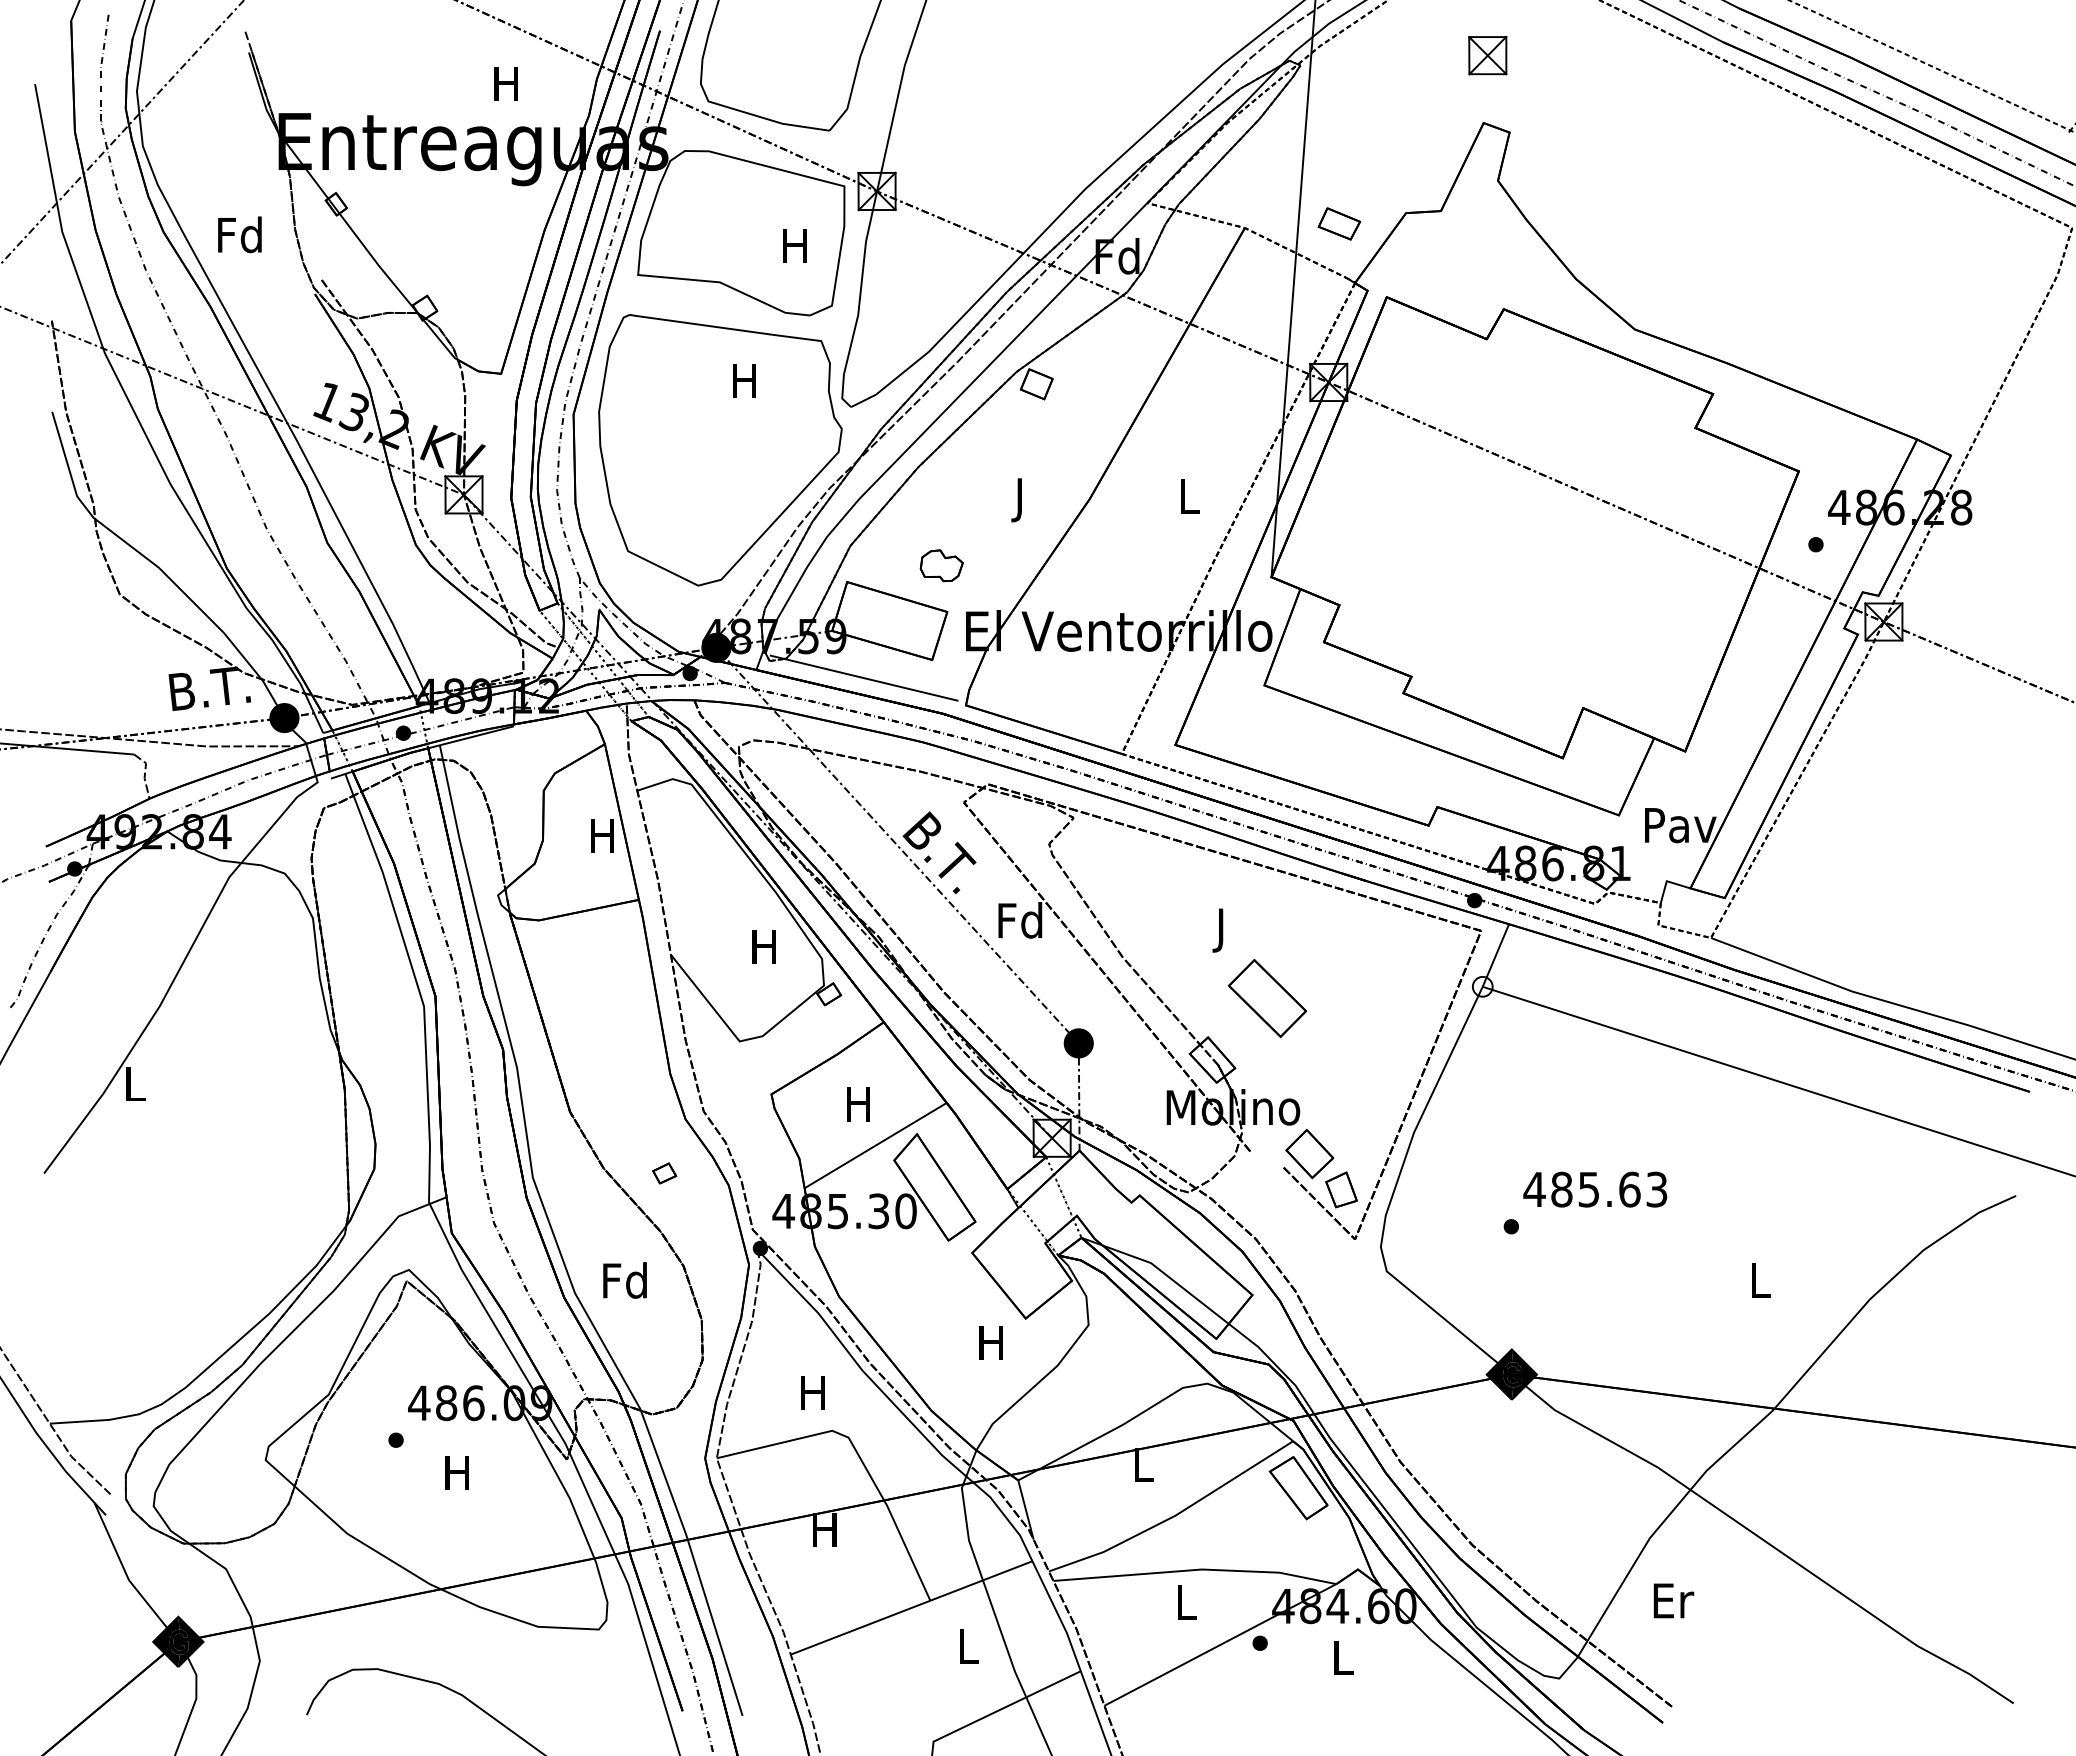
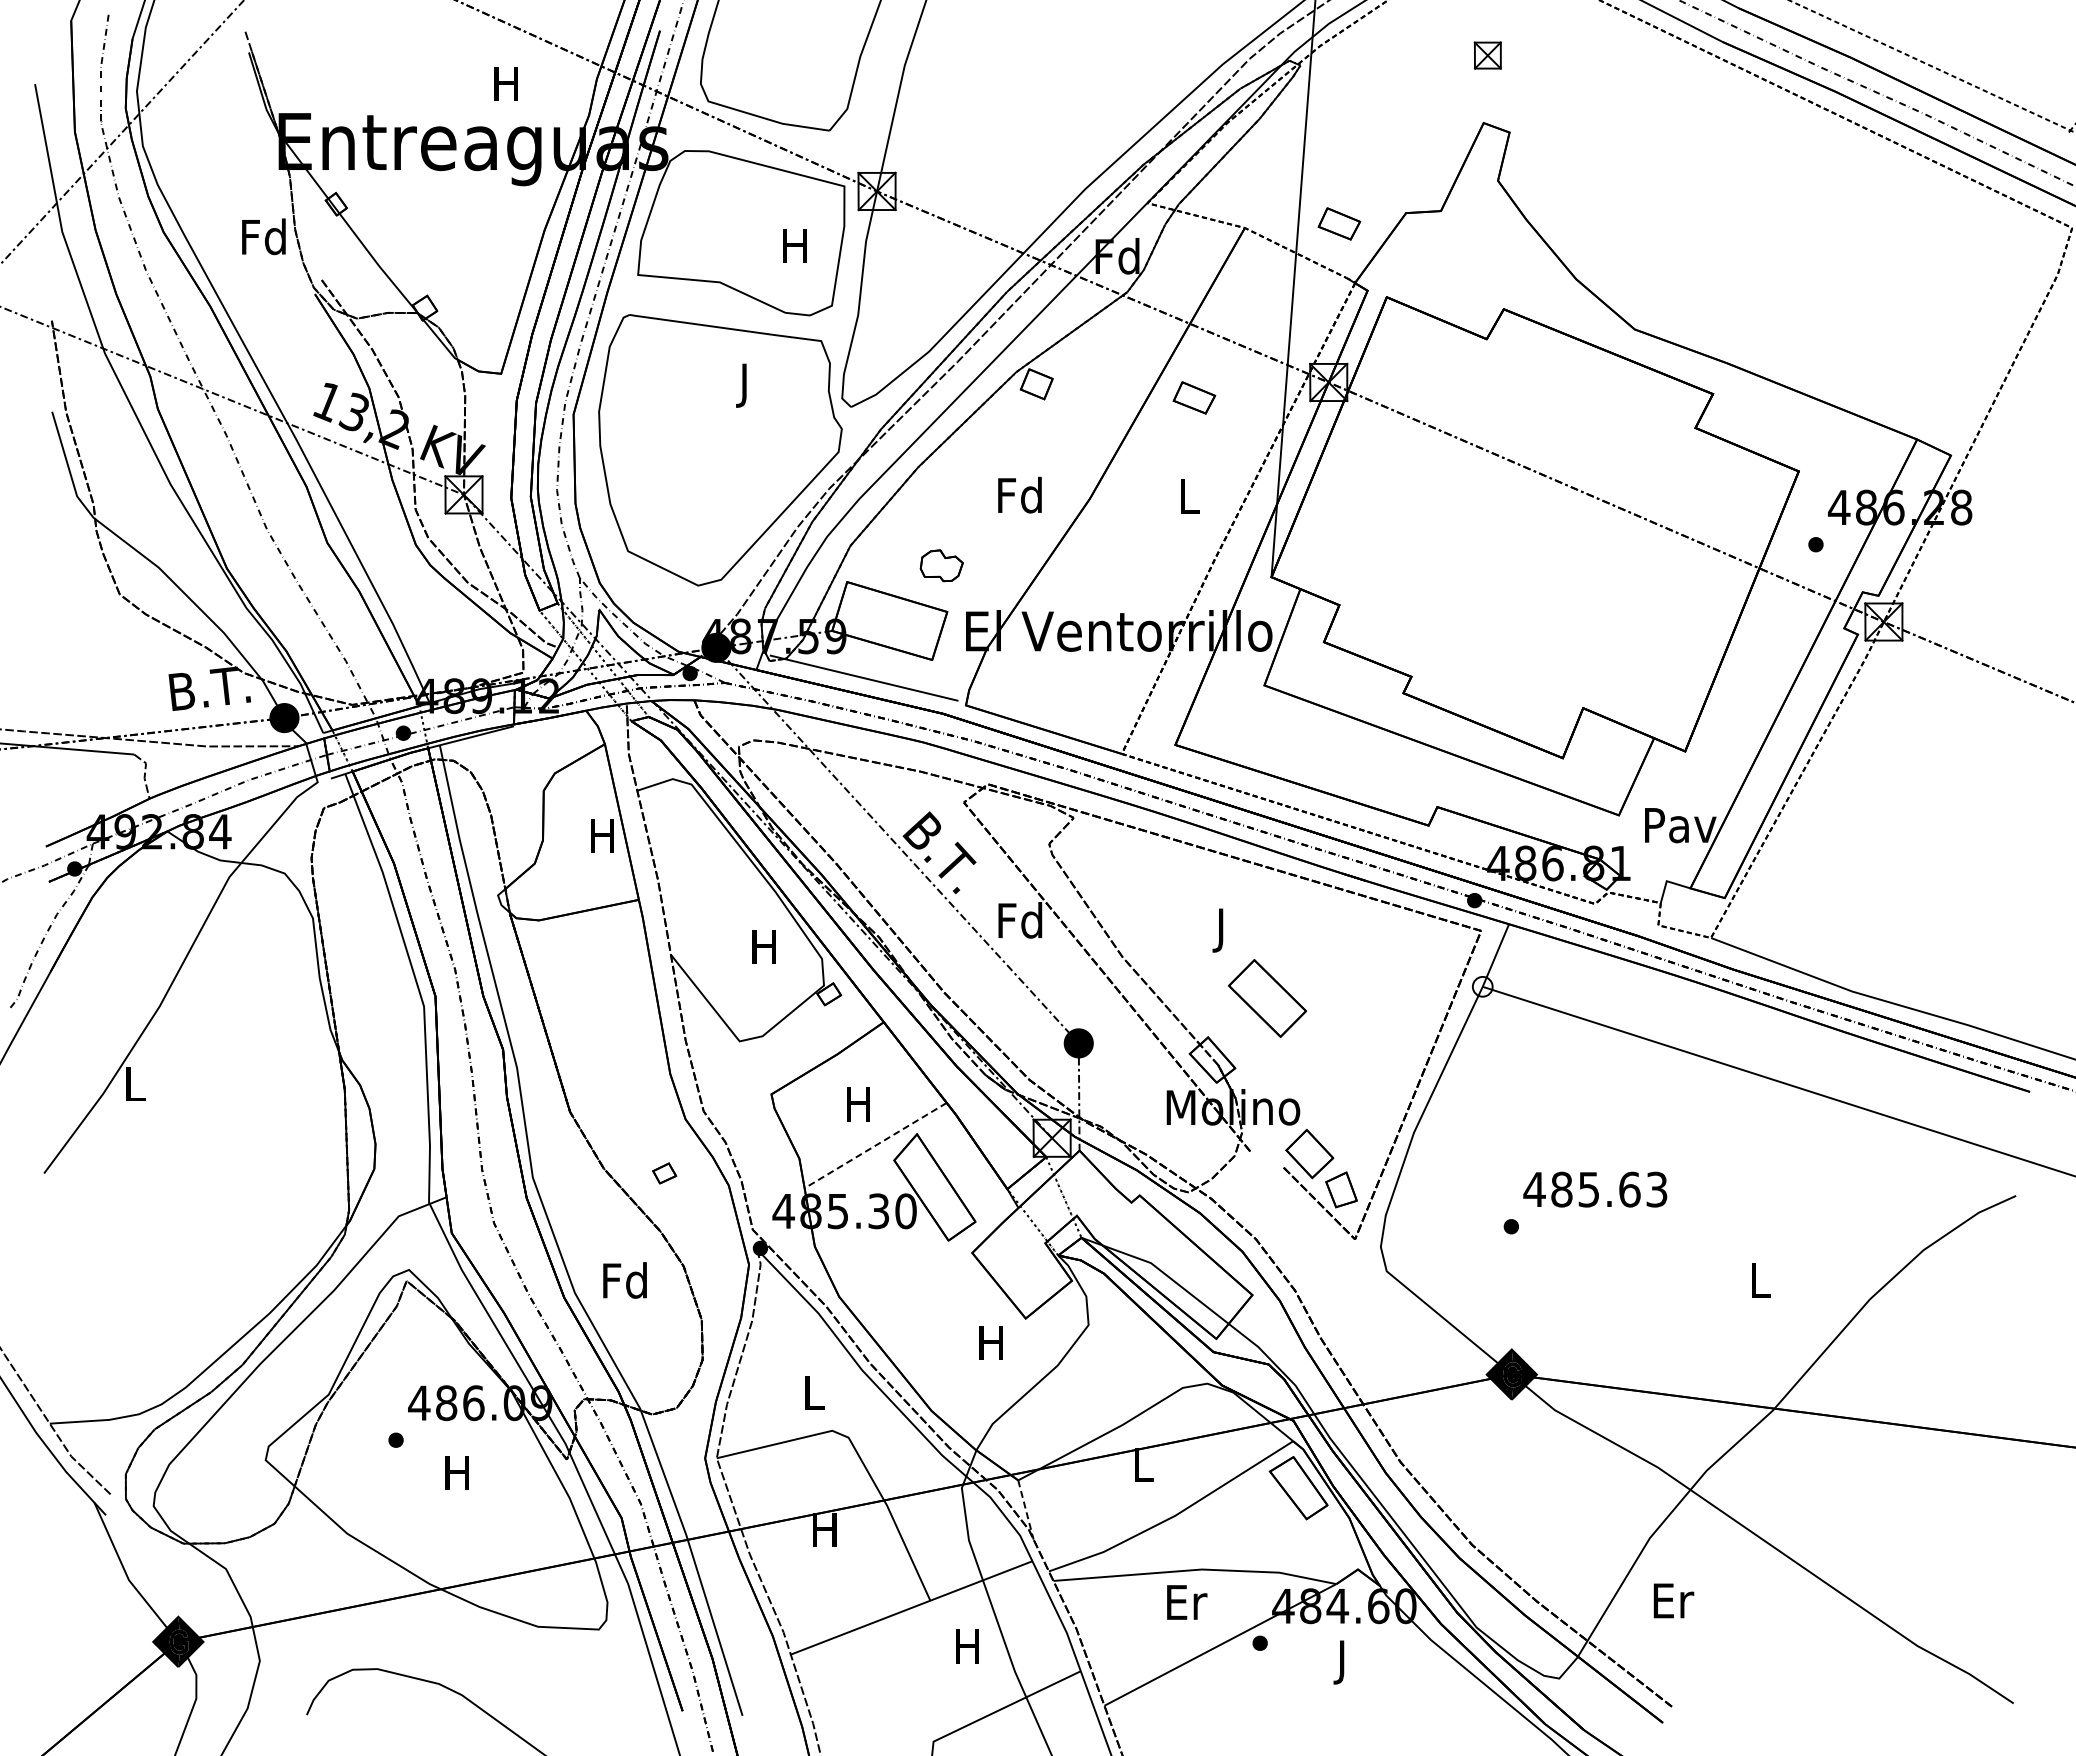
part size: 40x41 px -> 29x29 px (1487, 55)
text position: (239, 234) -> (263, 236) (263, 236)
text: H -> J (744, 385)
part: none -> present (1194, 397)
text: J -> Fd (1019, 499)
line: solid -> dashed (875, 1145)
text: H -> L (812, 1392)
line: solid -> dashed (1025, 1510)
text: L -> Er (1187, 1602)
text: L -> H (967, 1646)
text: L -> J (1343, 1662)
